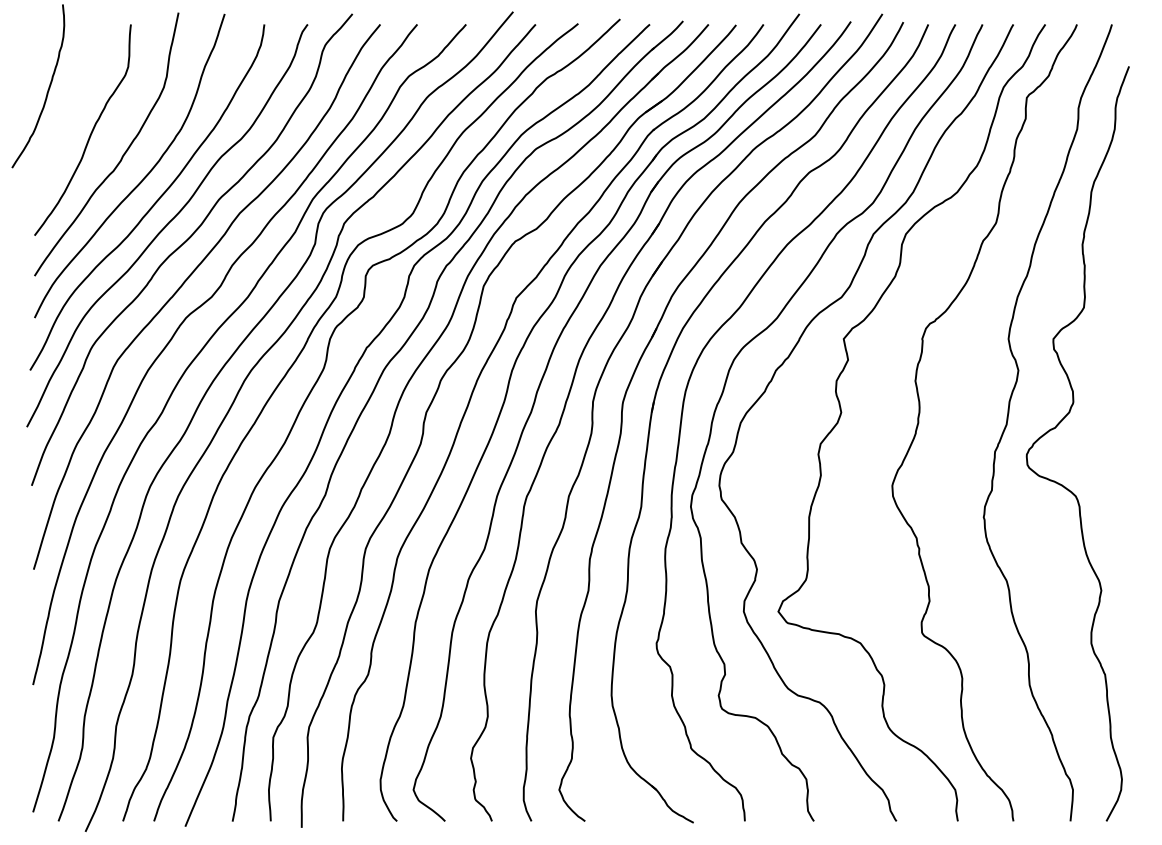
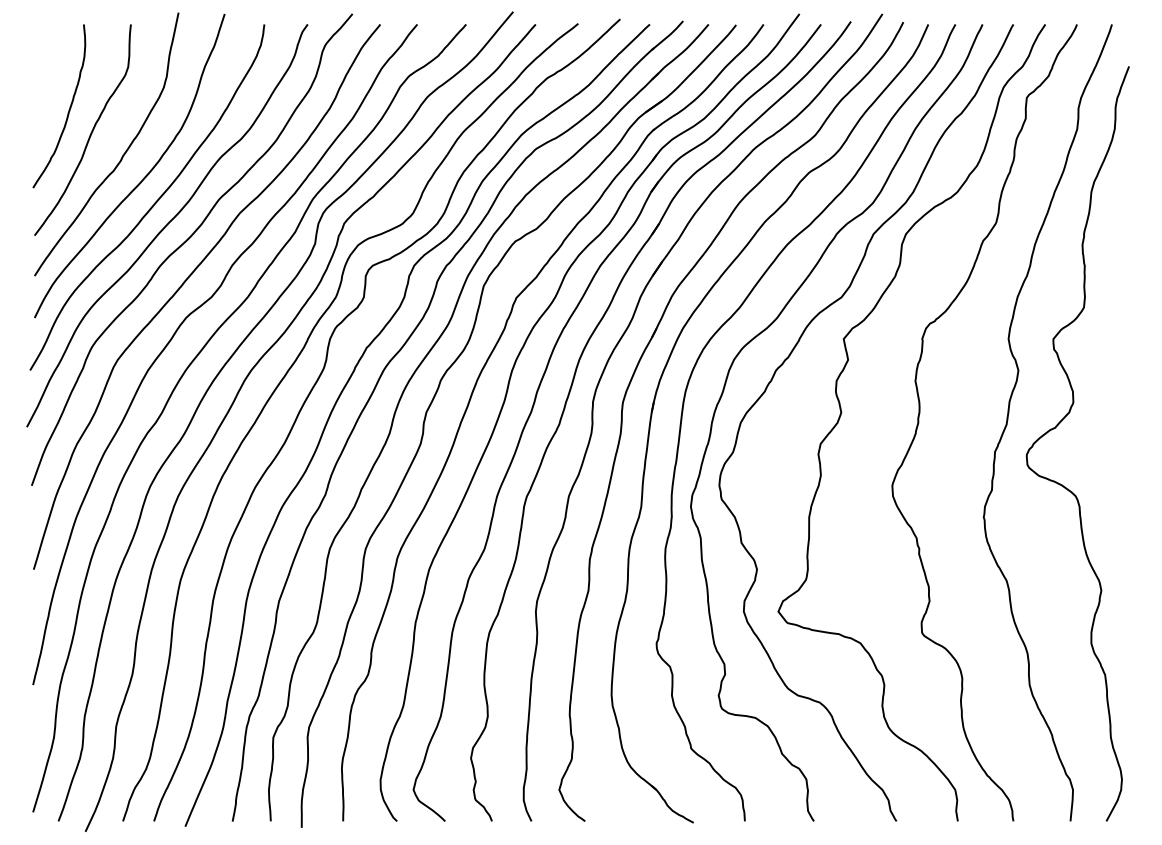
curve position: (47, 89) -> (68, 109) (68, 109)
